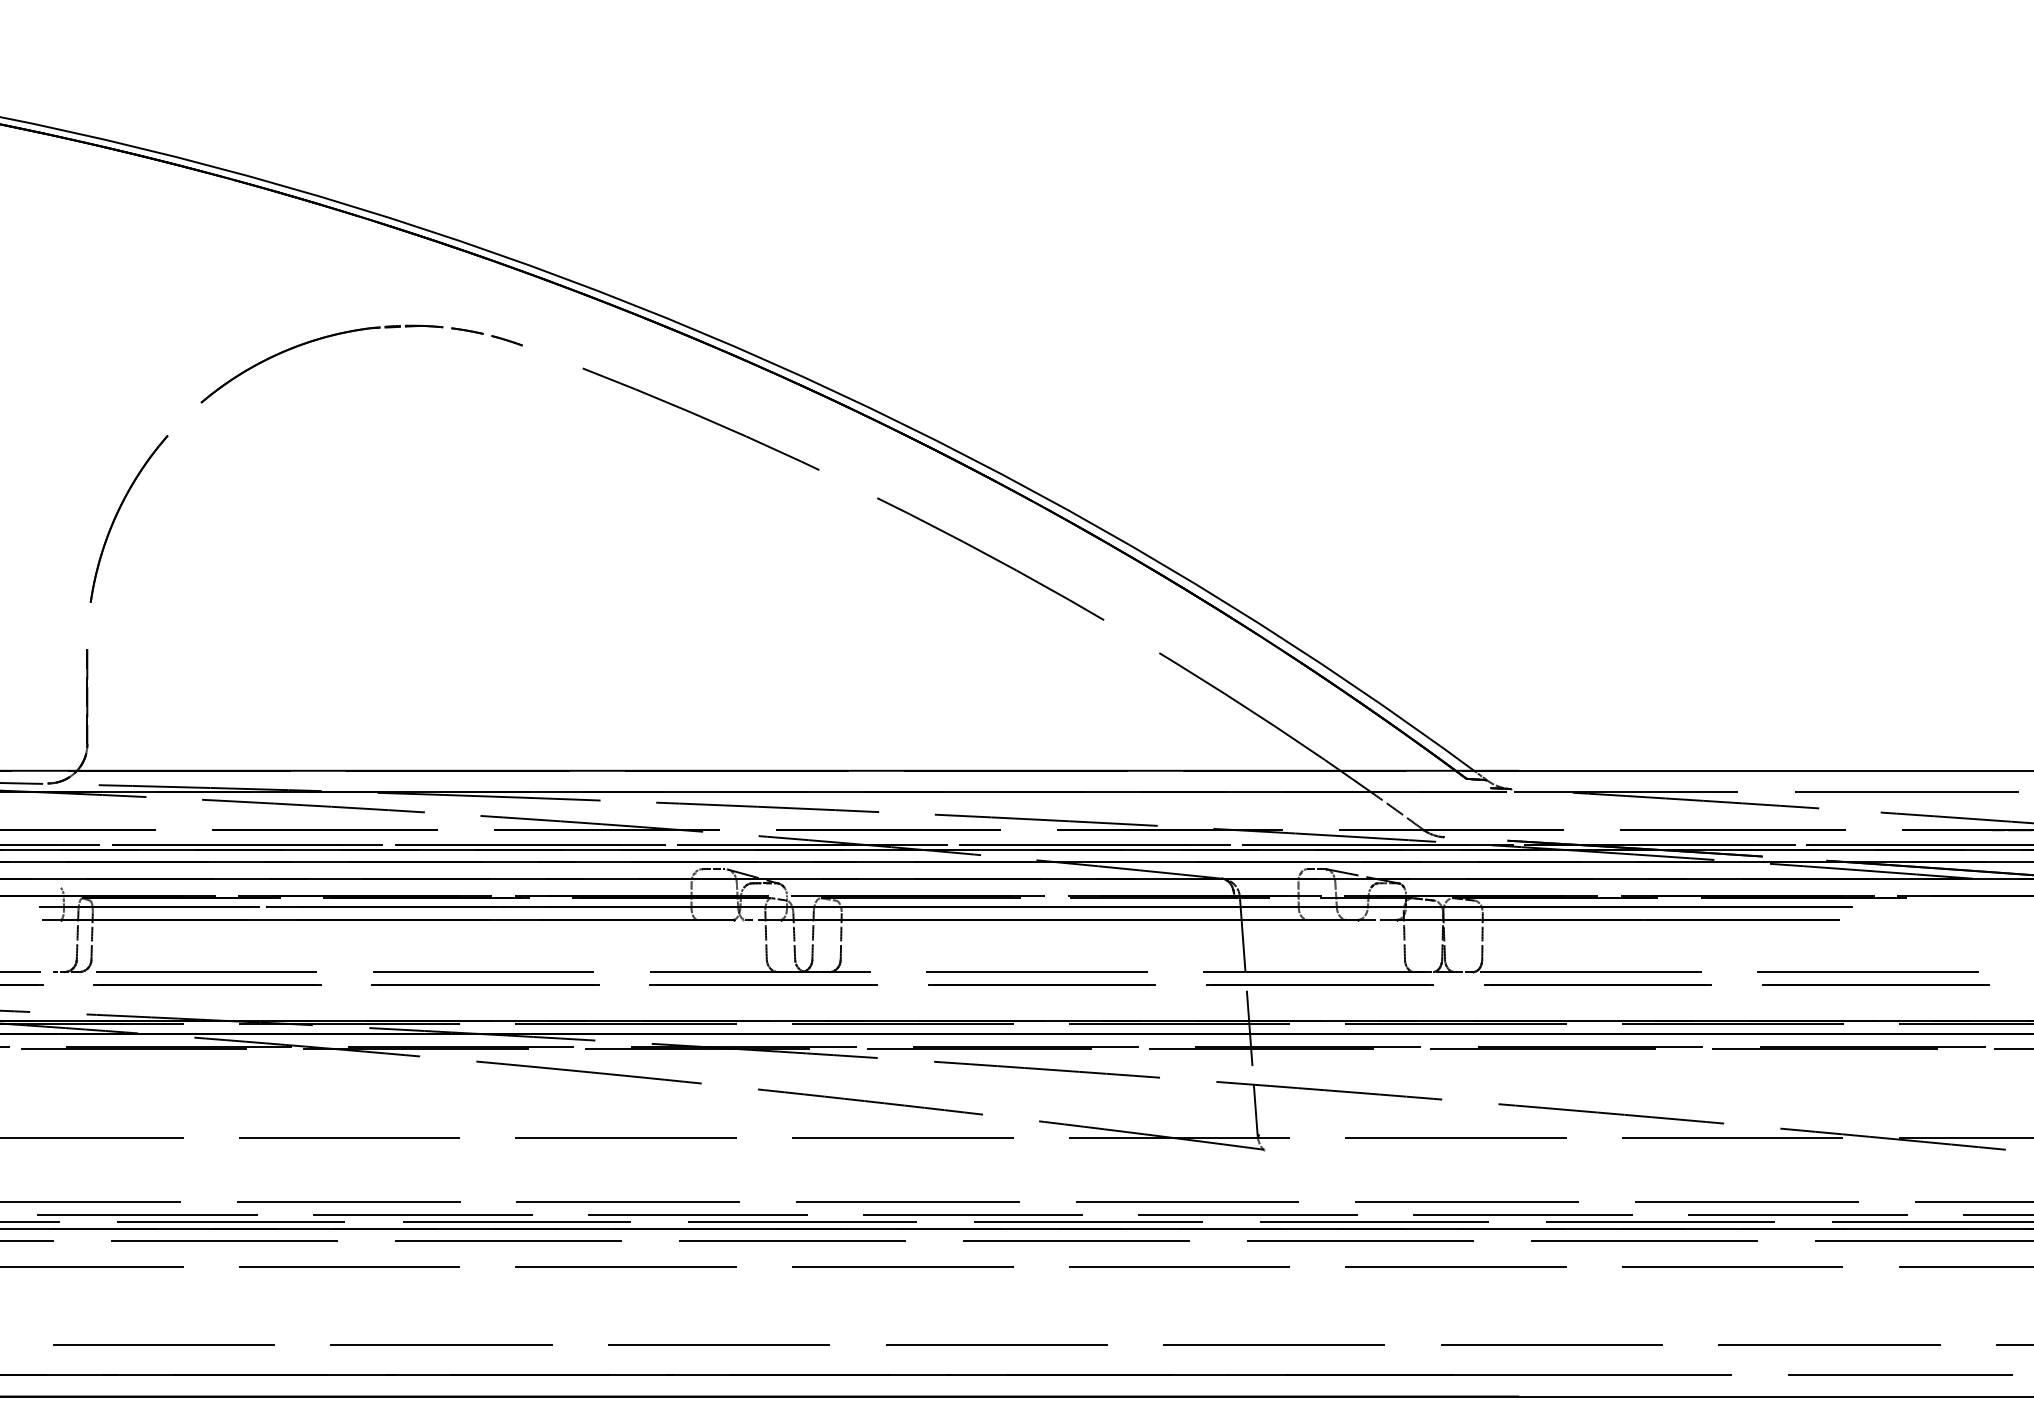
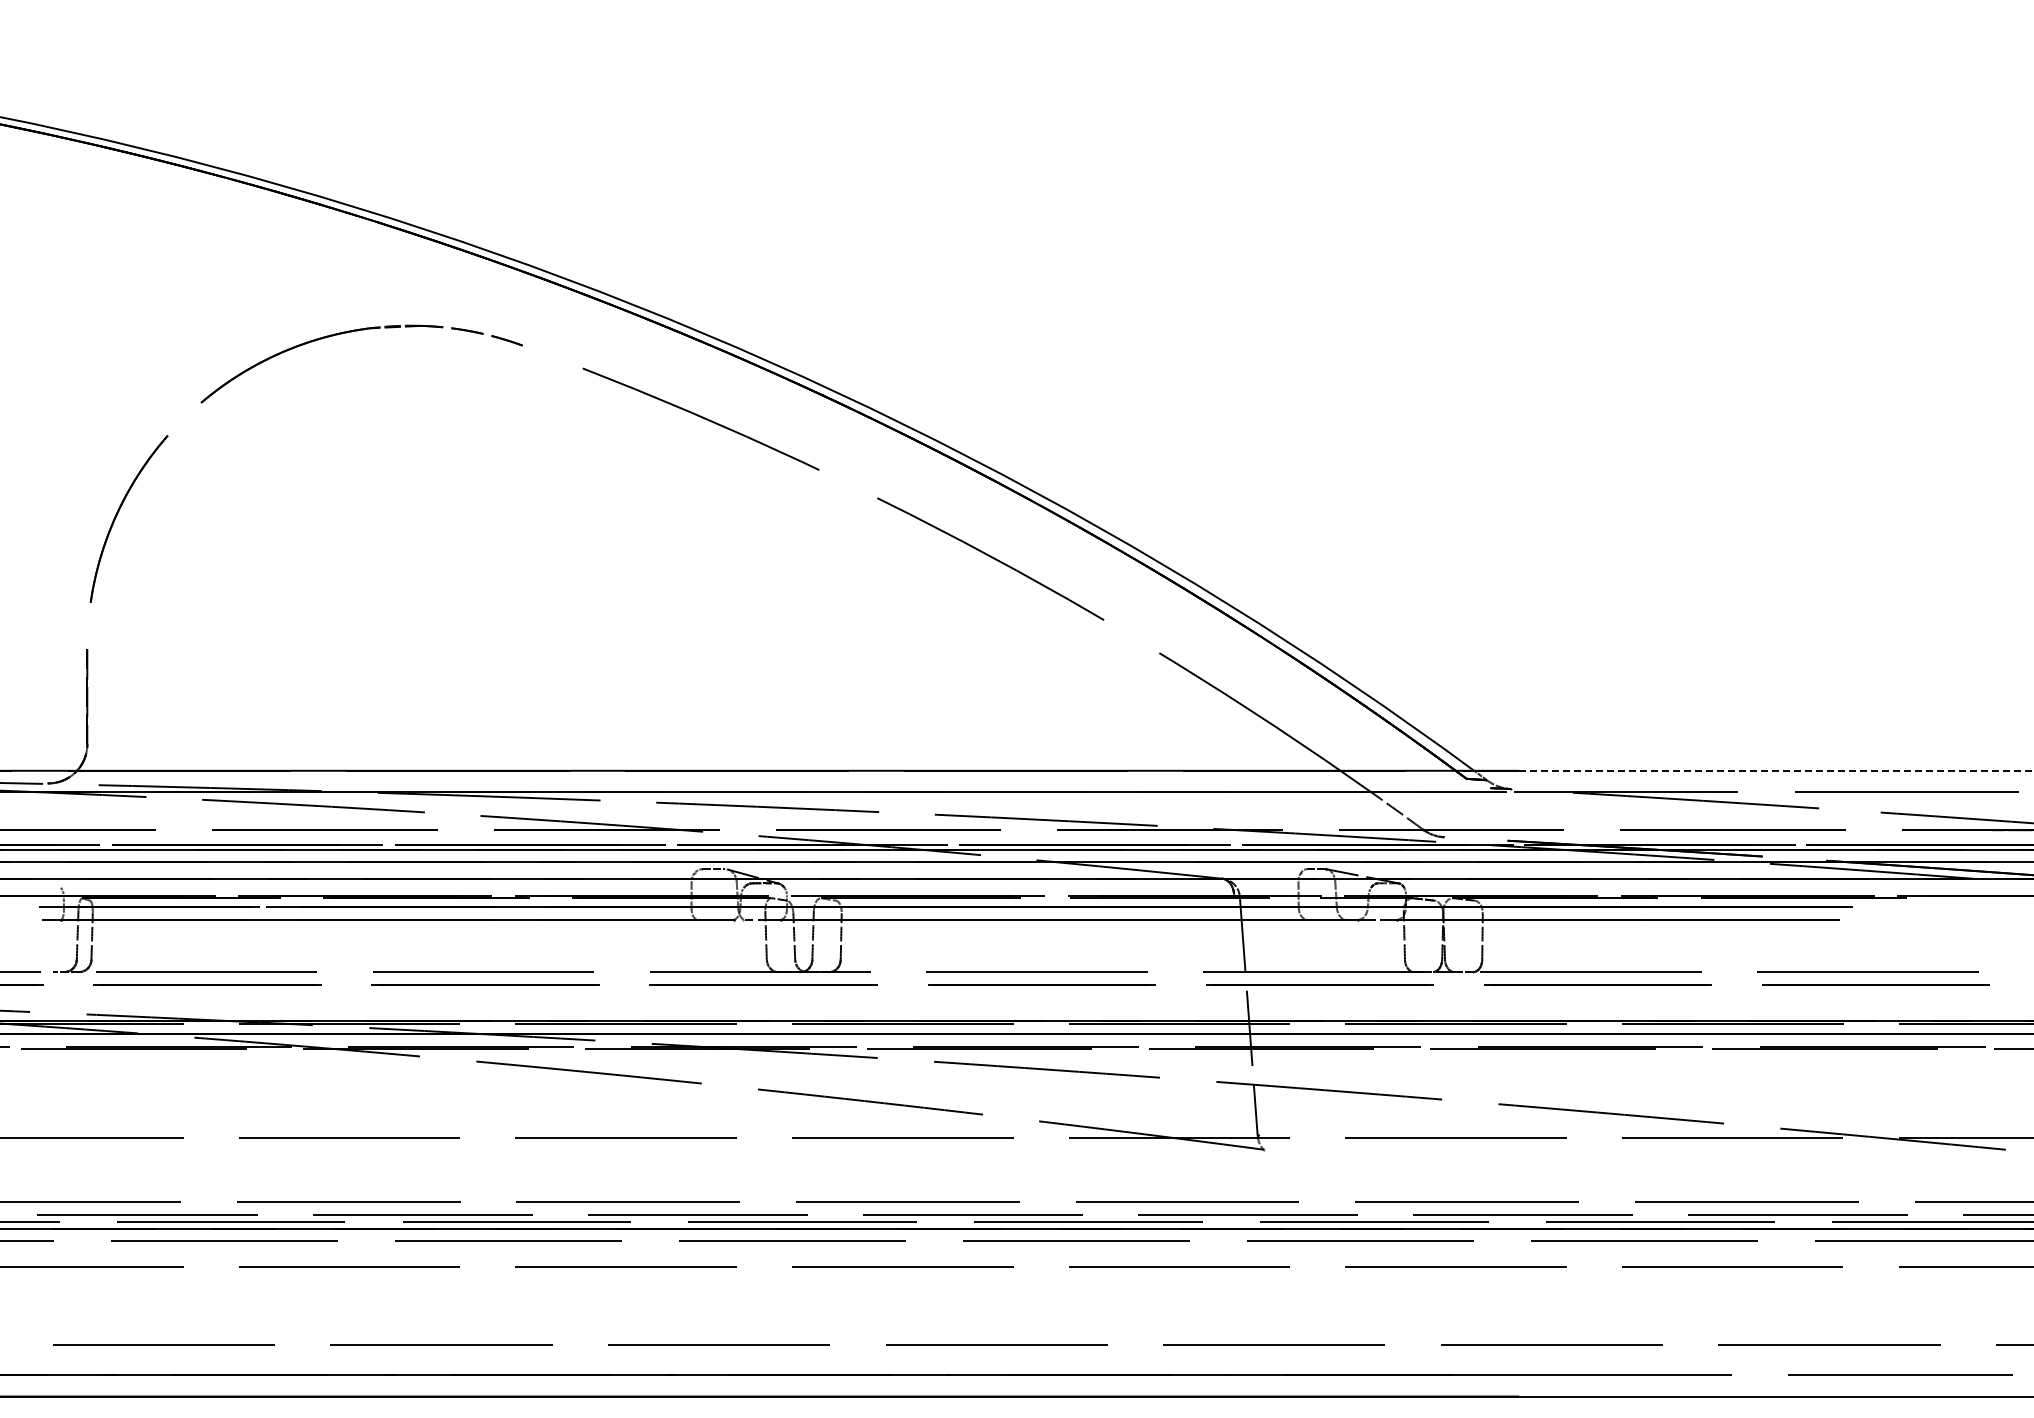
line: solid -> dashed (1776, 770)
